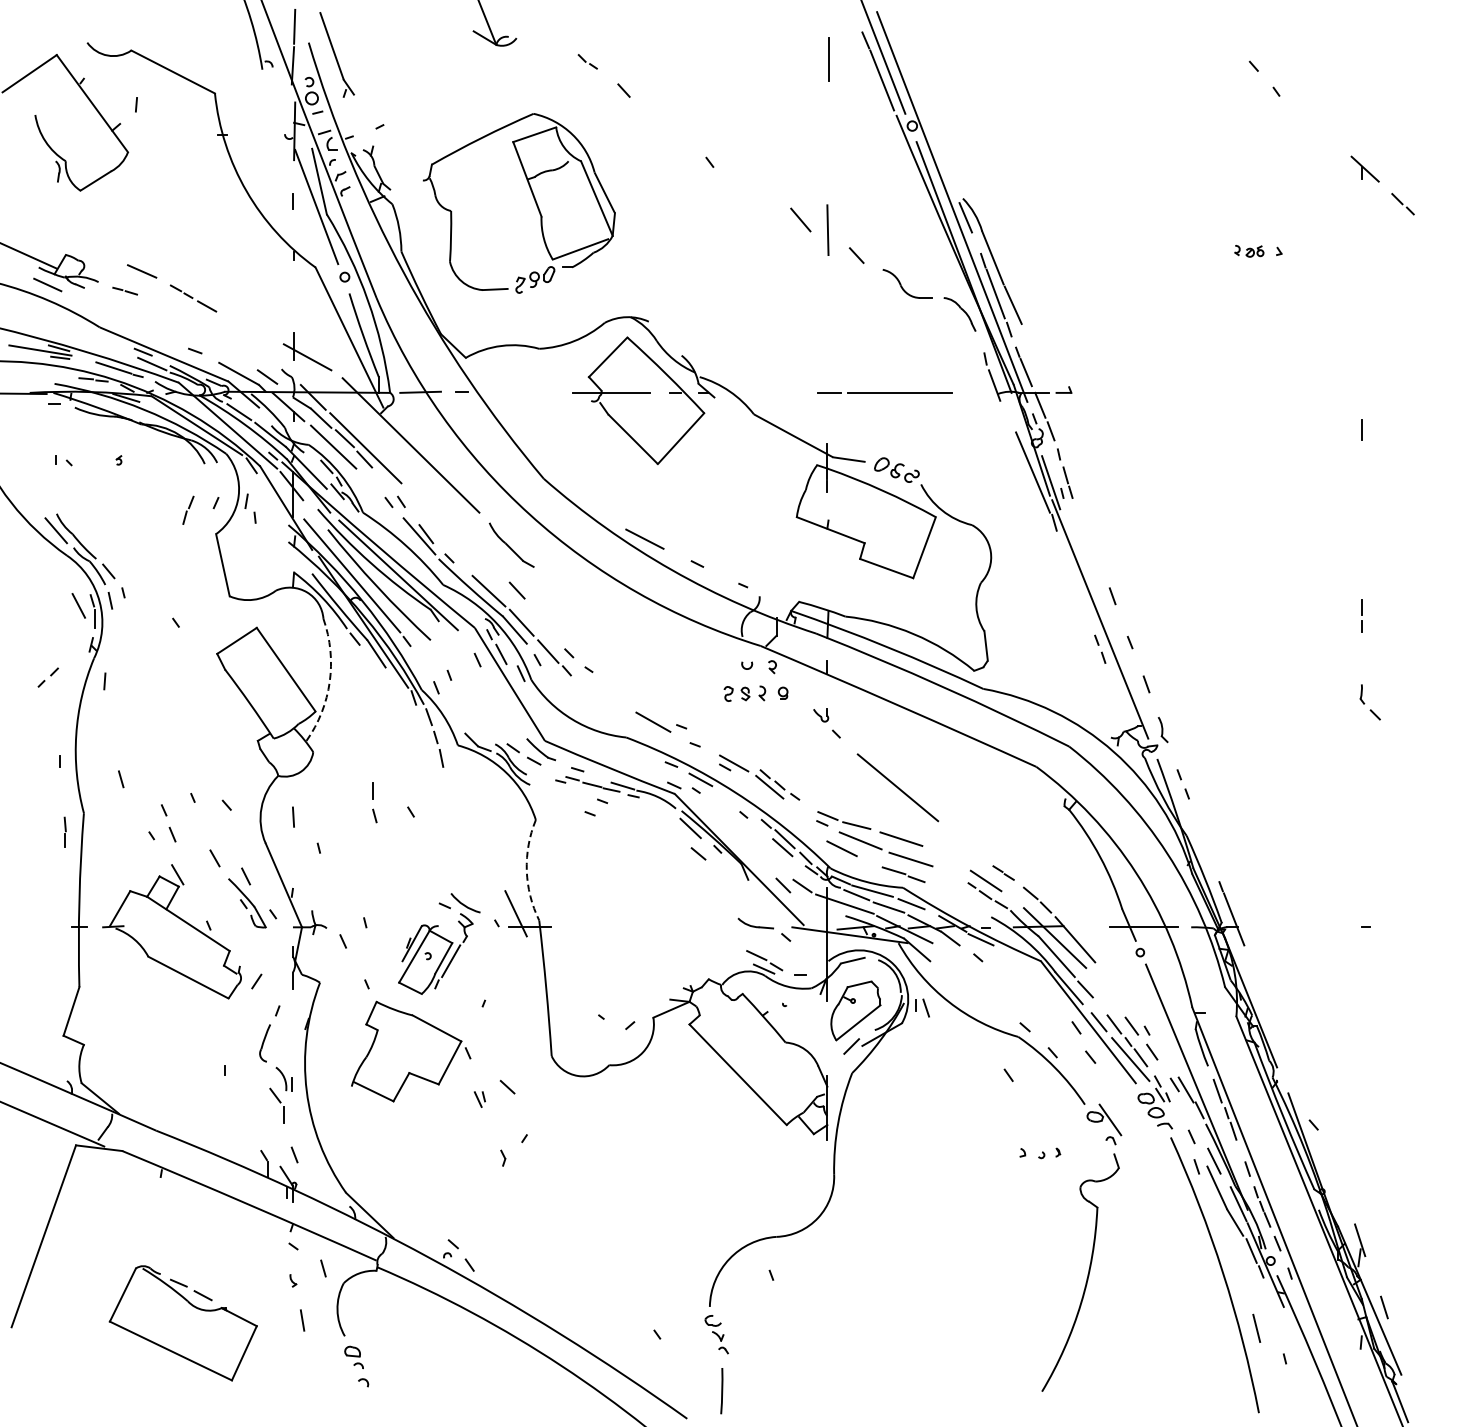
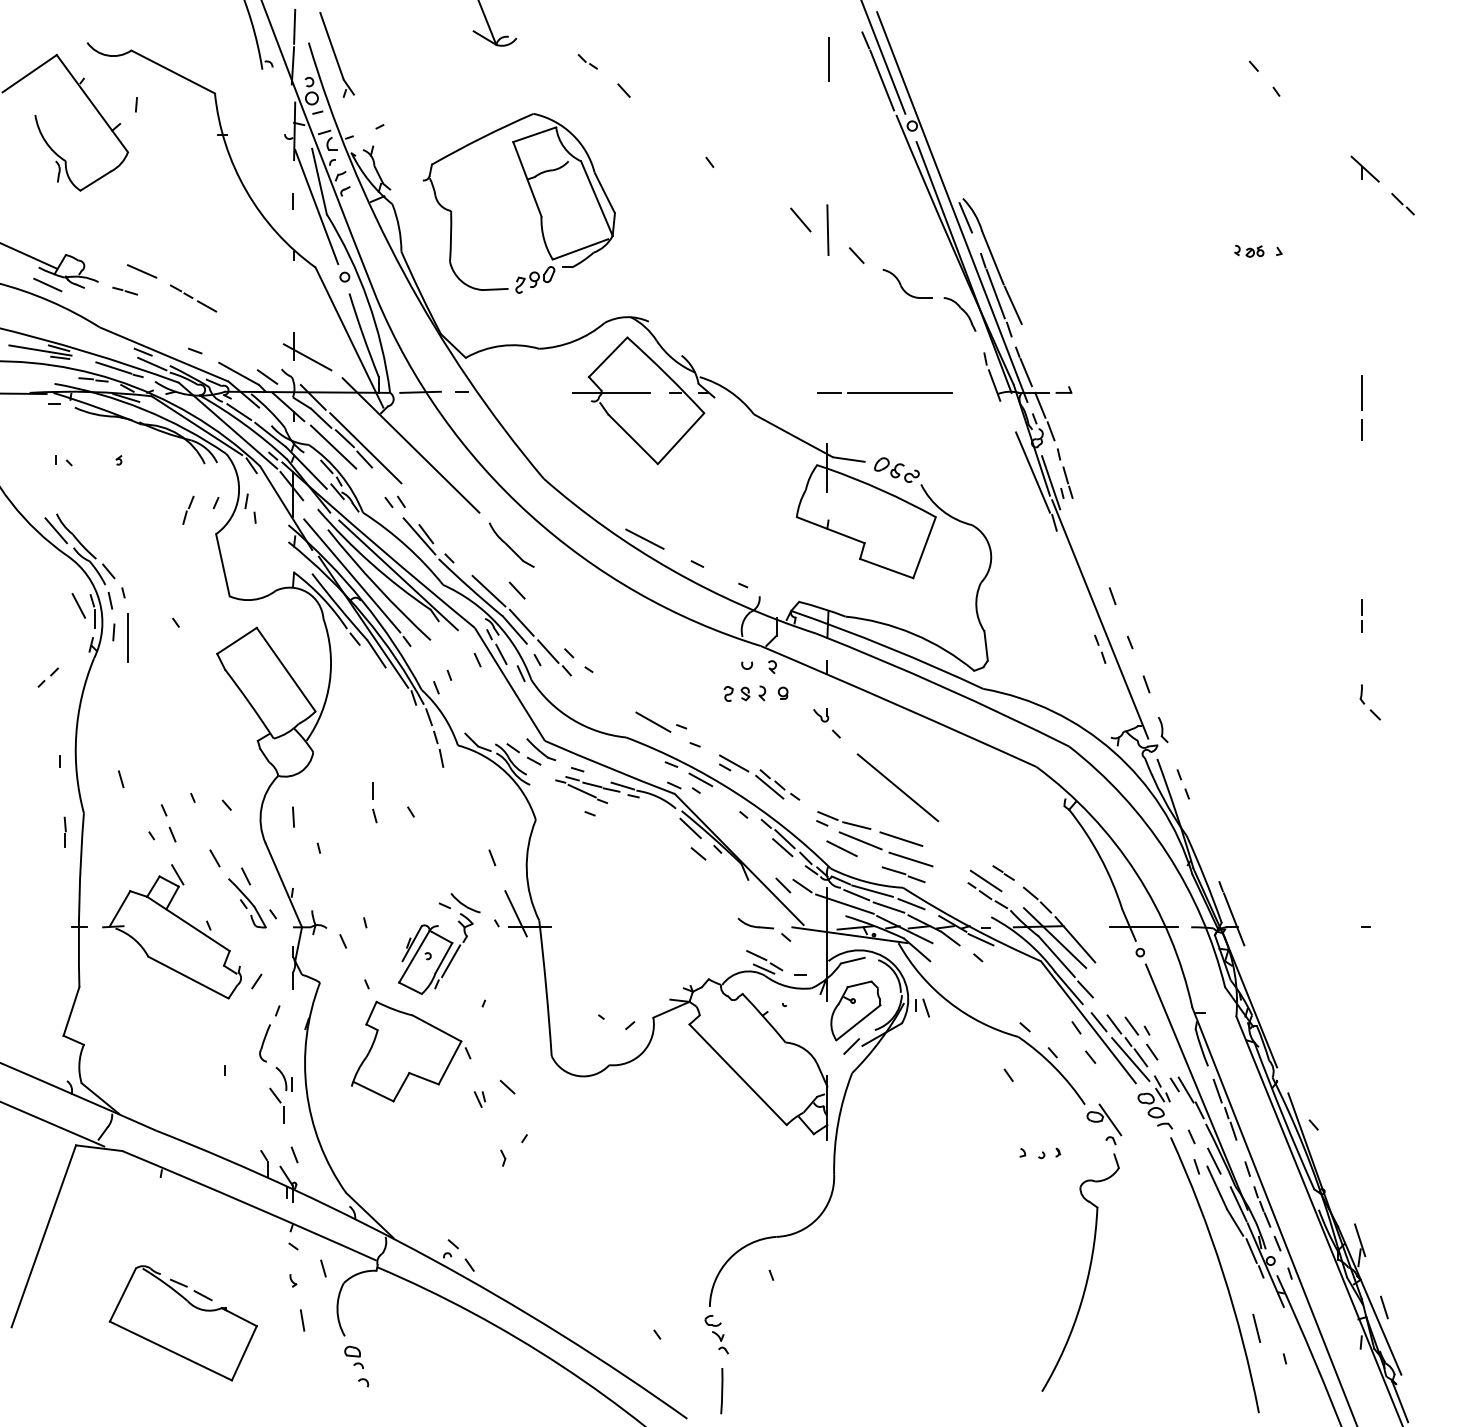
line: none -> present (1361, 392)
line: none -> present (128, 637)
line position: (104, 681) -> (113, 632) (113, 632)
arc: dashed -> solid (329, 681)
line: none -> present (581, 790)
line: none -> present (492, 857)
arc: dashed -> solid (526, 870)
